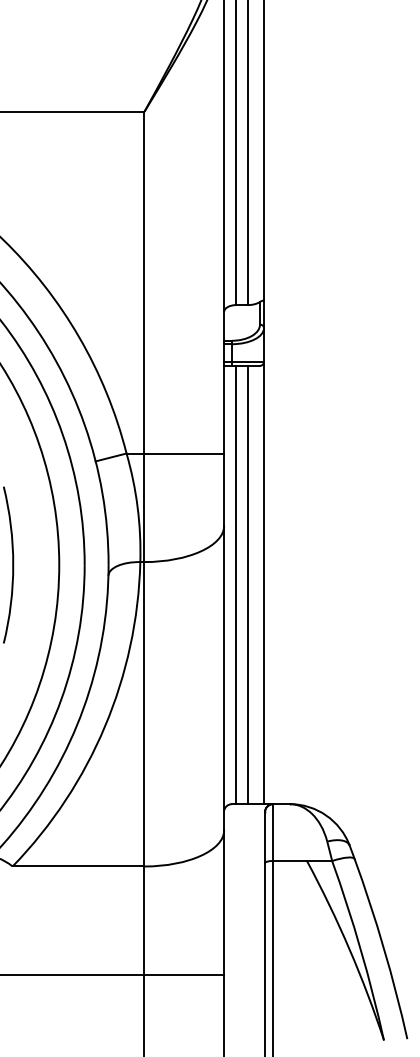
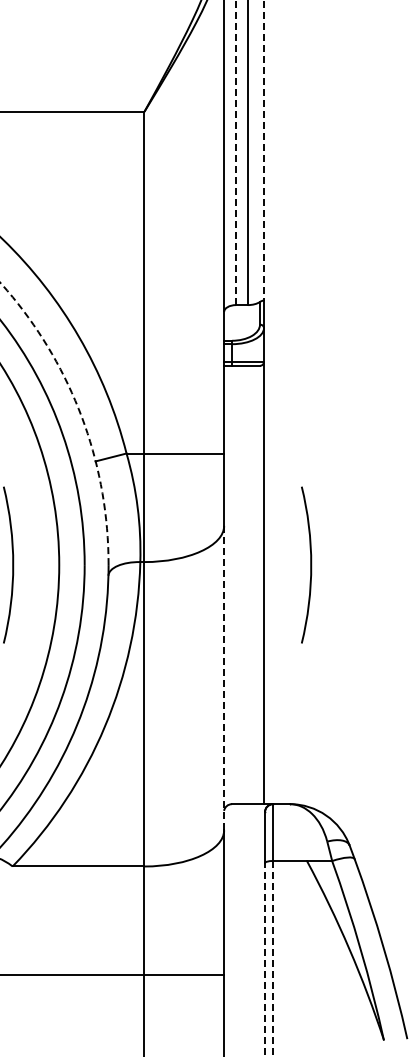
line: solid -> dashed (263, 150)
line: solid -> dashed (236, 153)
arc: solid -> dashed (80, 412)
arc: none -> present (310, 564)
line: present -> none (236, 584)
line: present -> none (248, 584)
line: solid -> dashed (224, 678)
line: solid -> dashed (273, 958)
line: solid -> dashed (265, 959)
